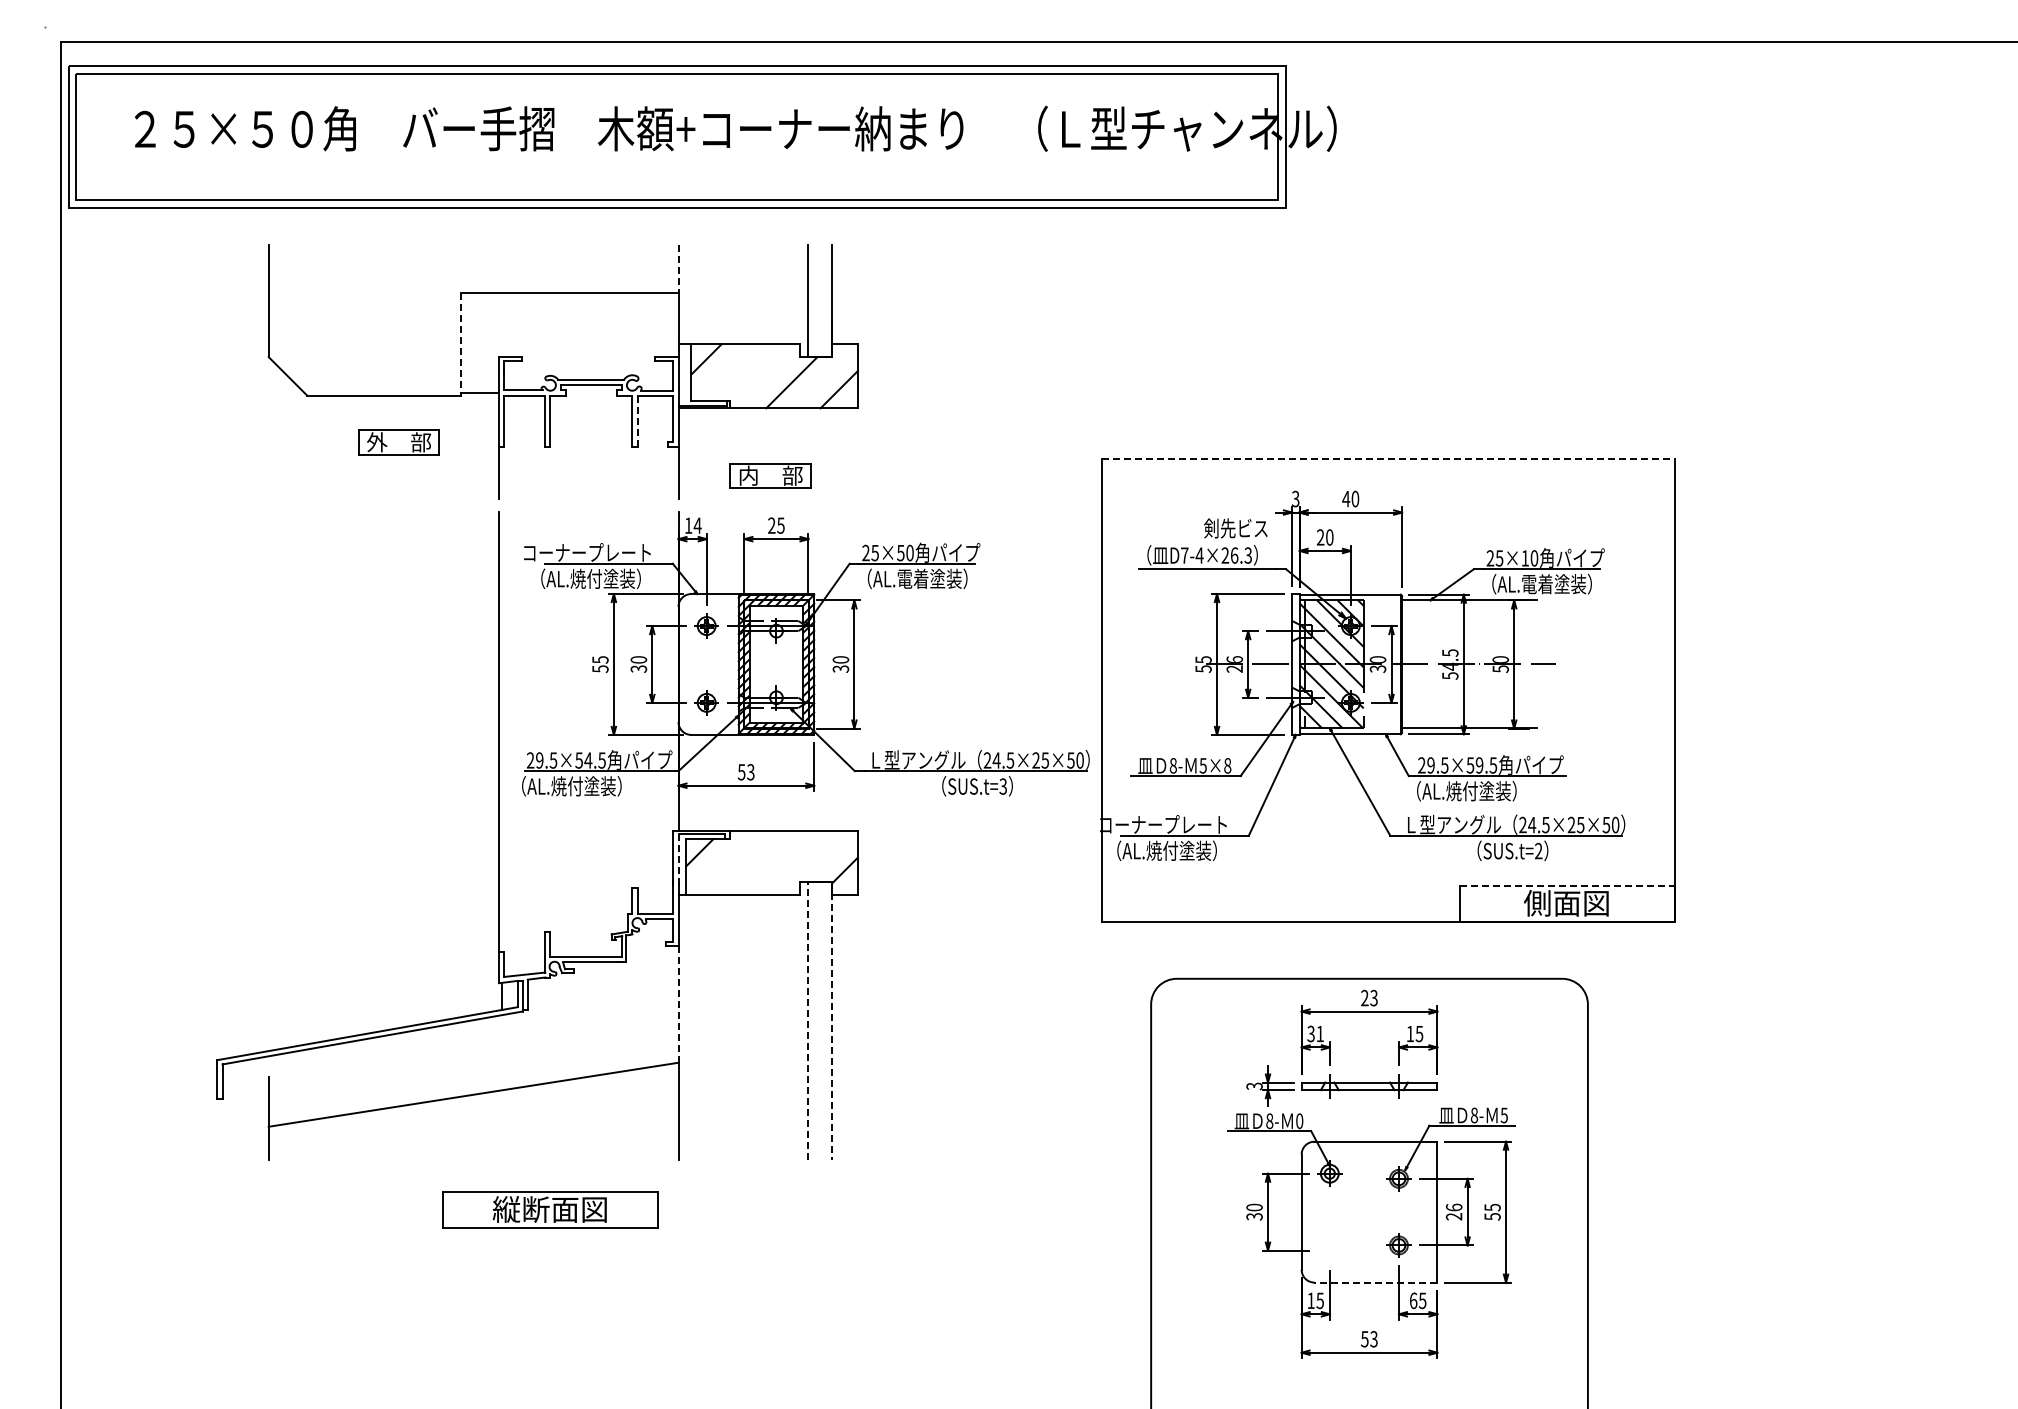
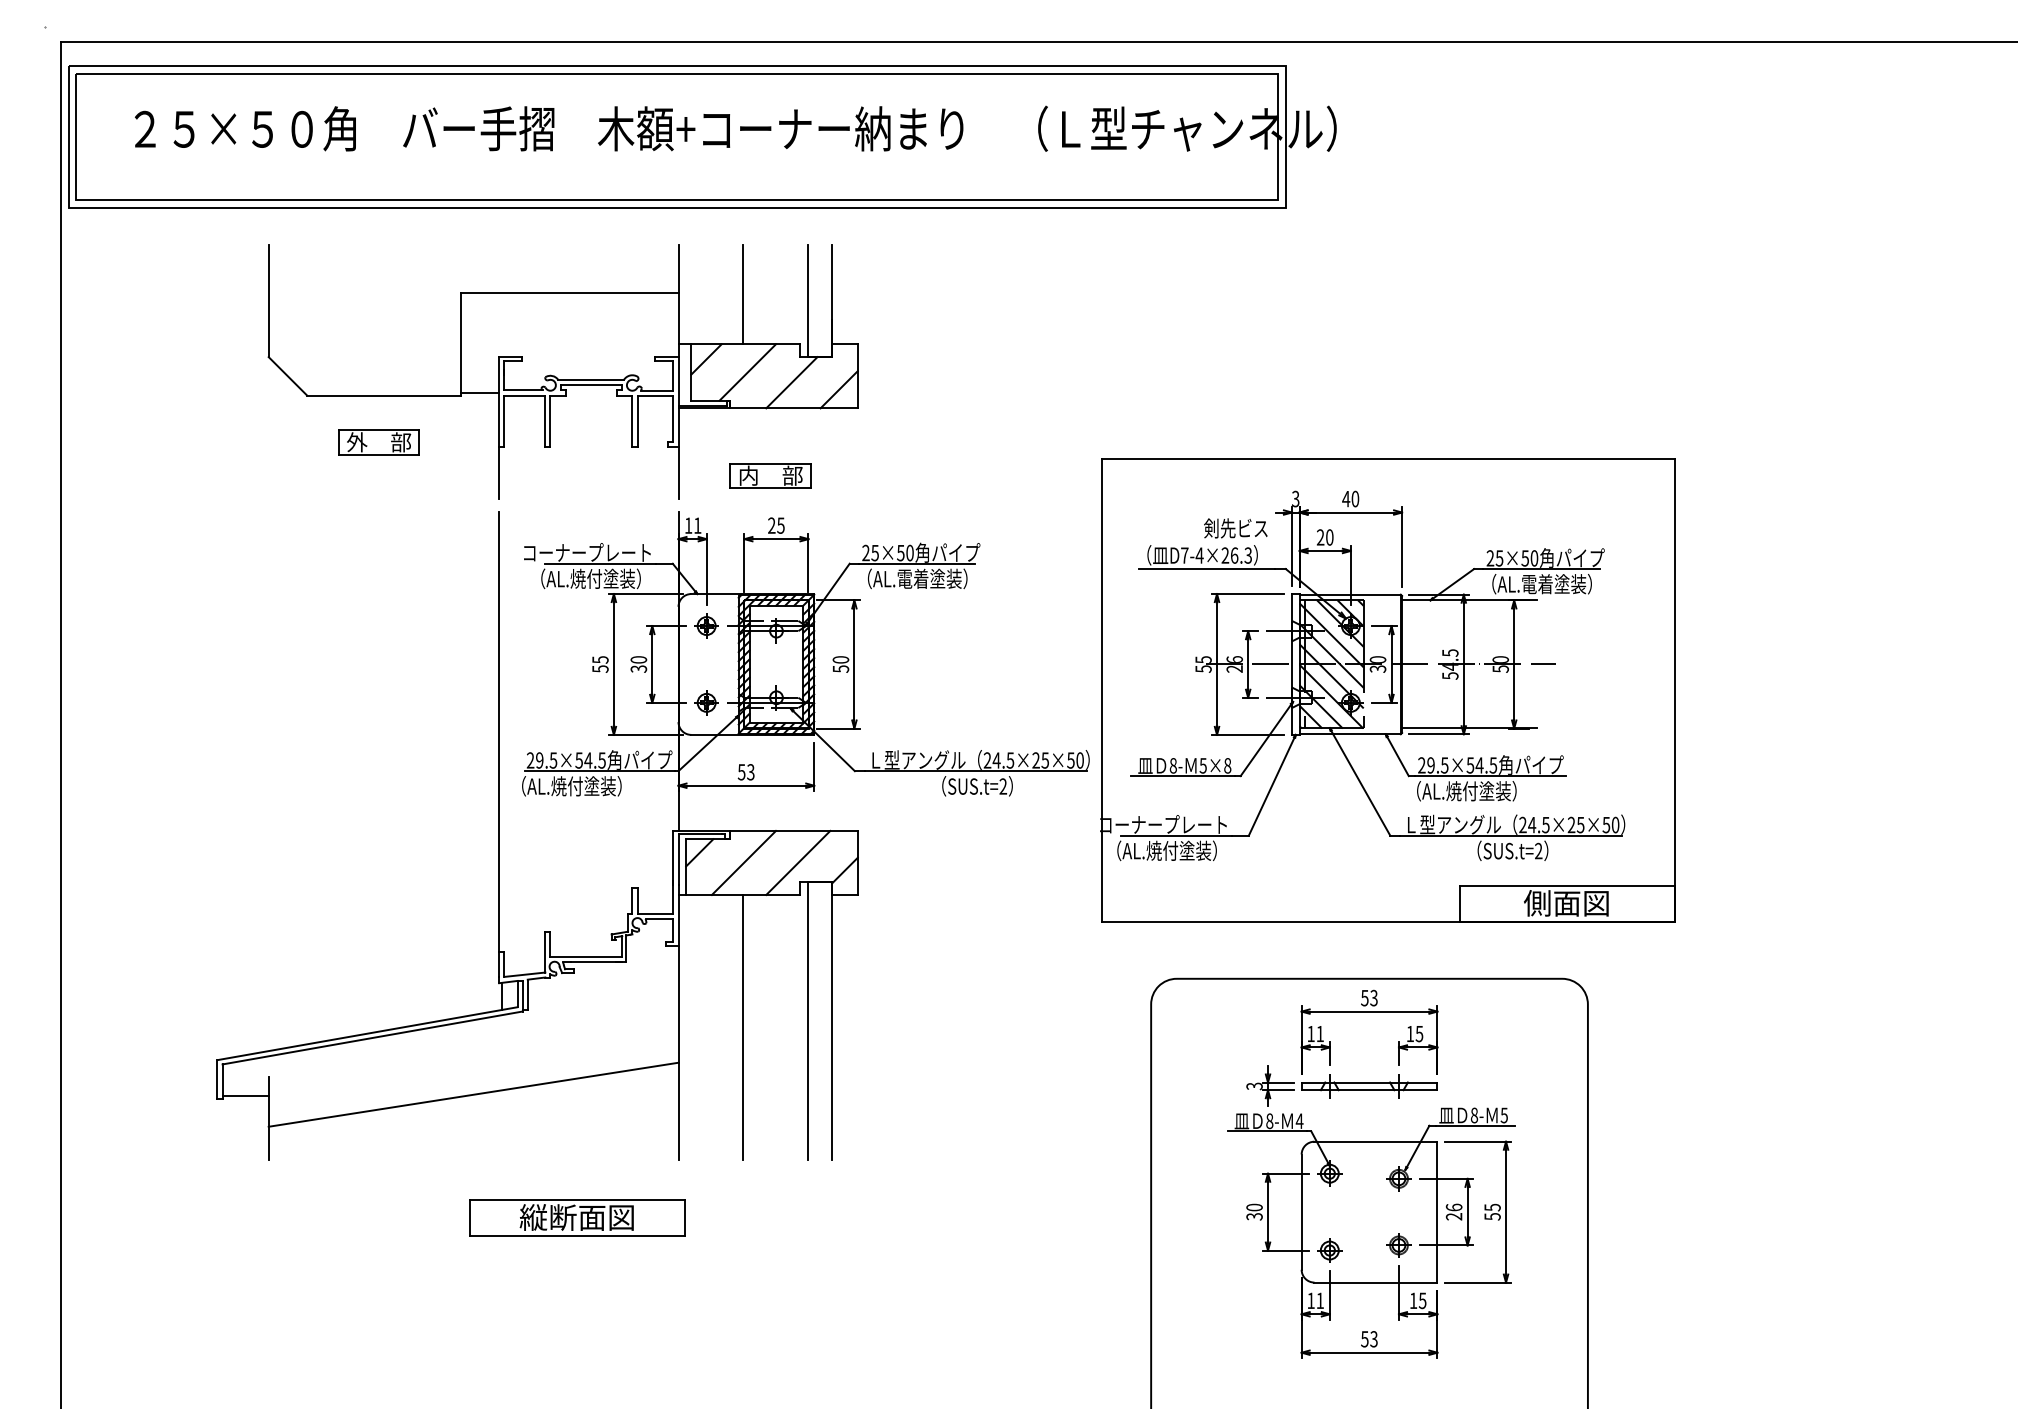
line: dashed -> solid (678, 269)
line: none -> present (742, 294)
line: dashed -> solid (460, 344)
line: none -> present (747, 372)
line: dashed -> solid (637, 421)
part position: (398, 442) -> (378, 442) (378, 442)
line: dashed -> solid (1388, 458)
text: 14 -> 11 (697, 525)
text: 25×10 -> 25×50 (1524, 558)
text: 30 -> 50 (840, 668)
text: 29.5×59.5 -> 29.5×54.5 (1479, 765)
text: SUS.t=3 -> SUS.t=2 (1003, 786)
line: dashed -> solid (678, 859)
line: none -> present (743, 862)
line: none -> present (798, 862)
line: dashed -> solid (1567, 885)
text: 23 -> 53 (1364, 997)
line: dashed -> solid (678, 1004)
line: dashed -> solid (807, 1020)
line: dashed -> solid (832, 1020)
line: none -> present (742, 1026)
text: 31 -> 11 (1310, 1033)
line: none -> present (245, 1095)
text: 0 -> 4 (1299, 1121)
part position: (550, 1209) -> (577, 1217) (577, 1217)
part: none -> present (1329, 1250)
line: dashed -> solid (1375, 1282)
text: 15 -> 11 (1319, 1300)
text: 65 -> 15 (1413, 1300)
